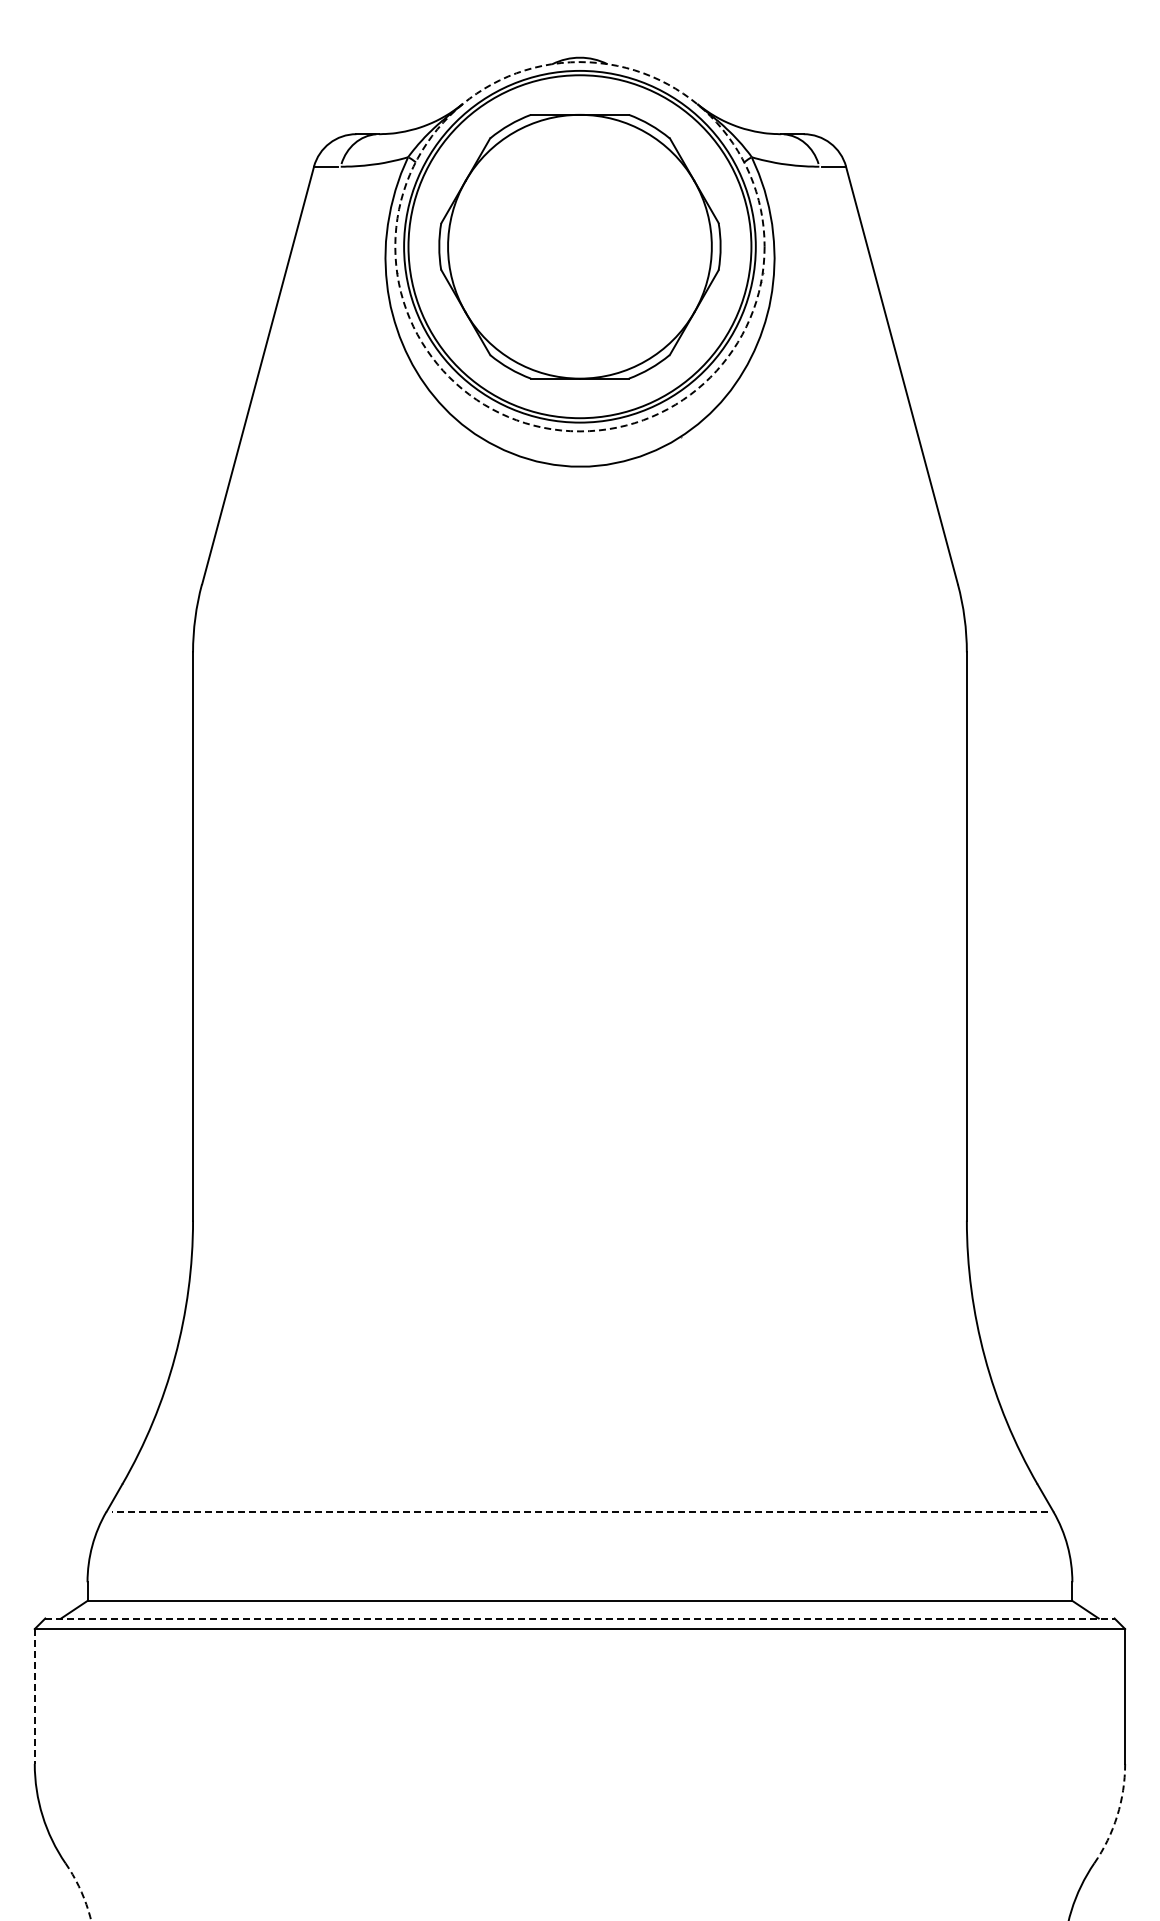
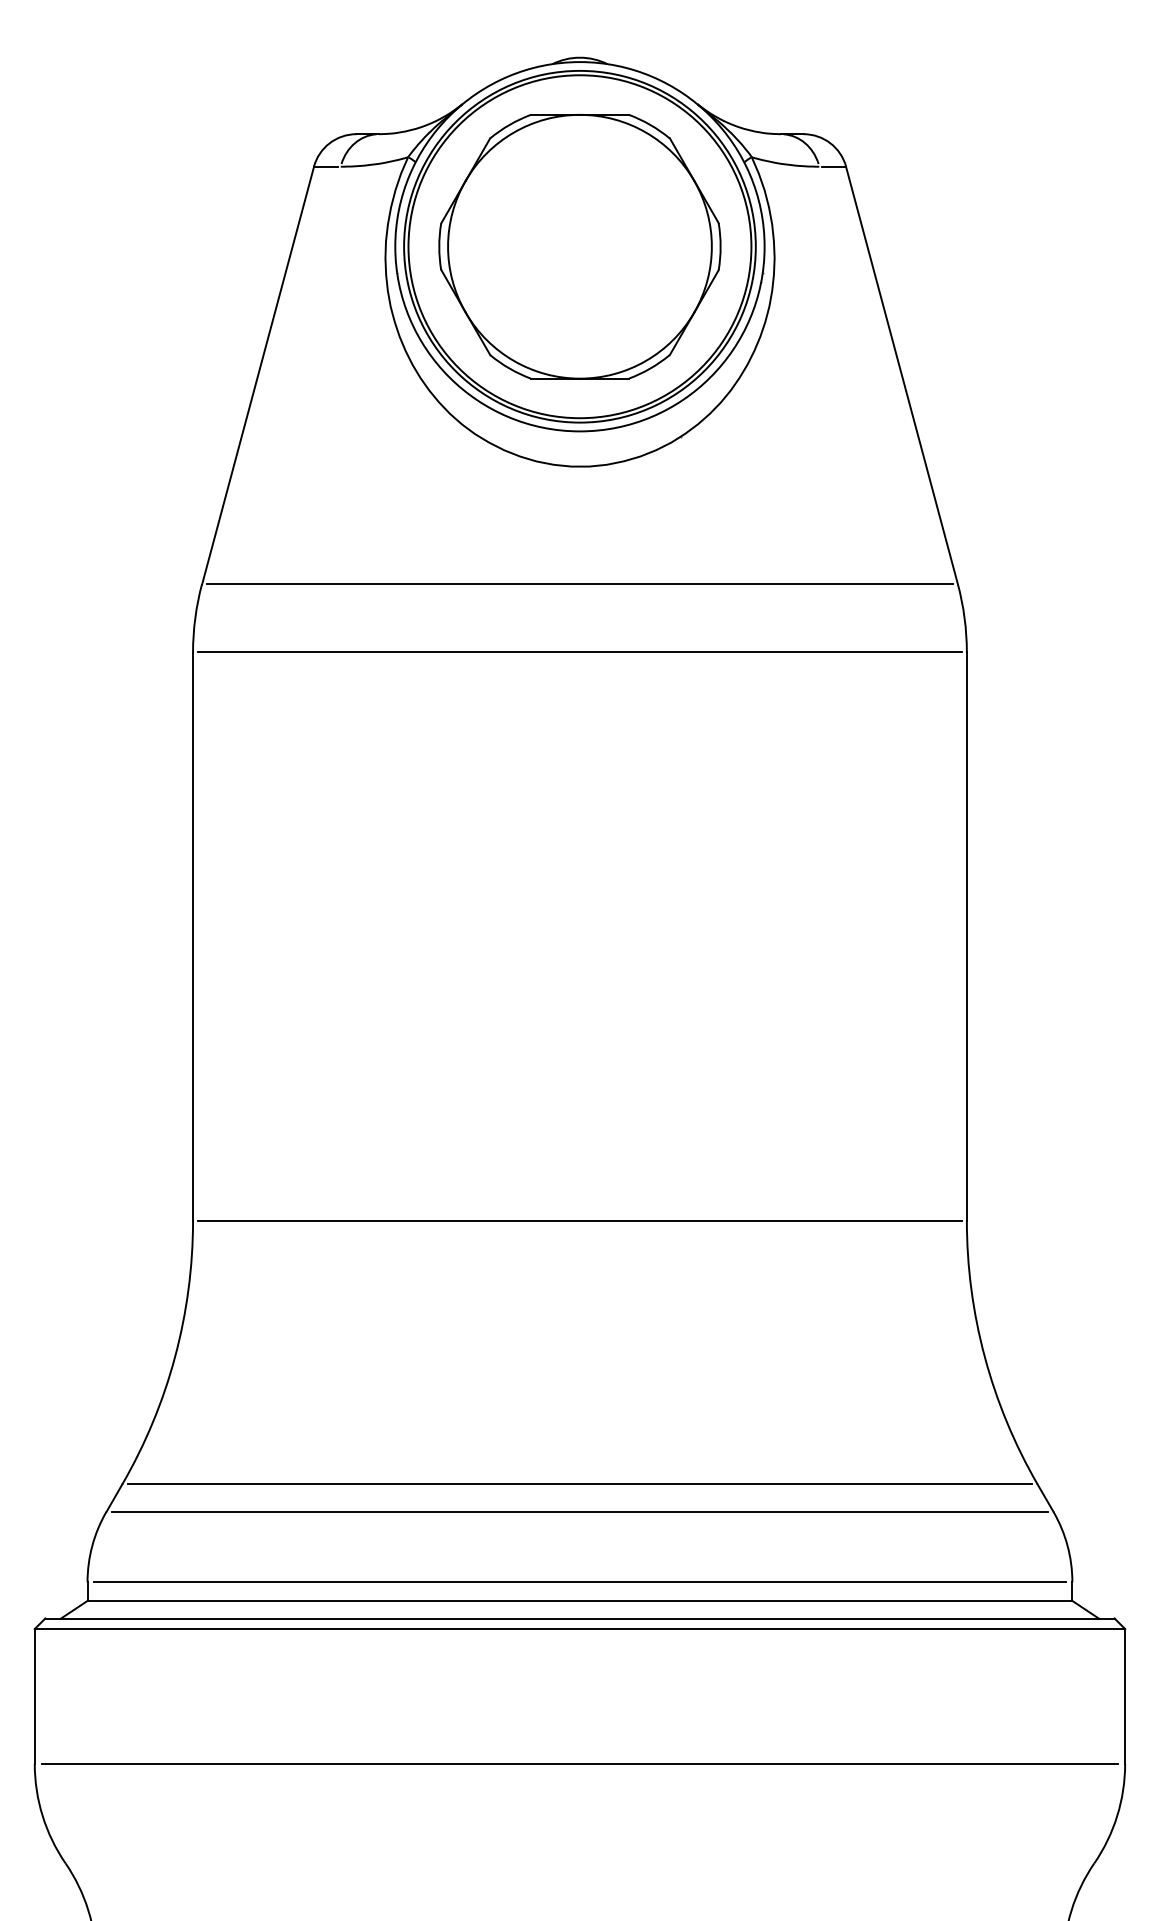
circle: dashed -> solid (579, 246)
line: none -> present (579, 584)
line: none -> present (579, 652)
line: none -> present (579, 1220)
line: none -> present (579, 1484)
line: dashed -> solid (580, 1511)
line: none -> present (579, 1582)
line: dashed -> solid (579, 1618)
line: dashed -> solid (34, 1697)
line: none -> present (579, 1763)
arc: dashed -> solid (1117, 1815)
arc: dashed -> solid (80, 1890)
